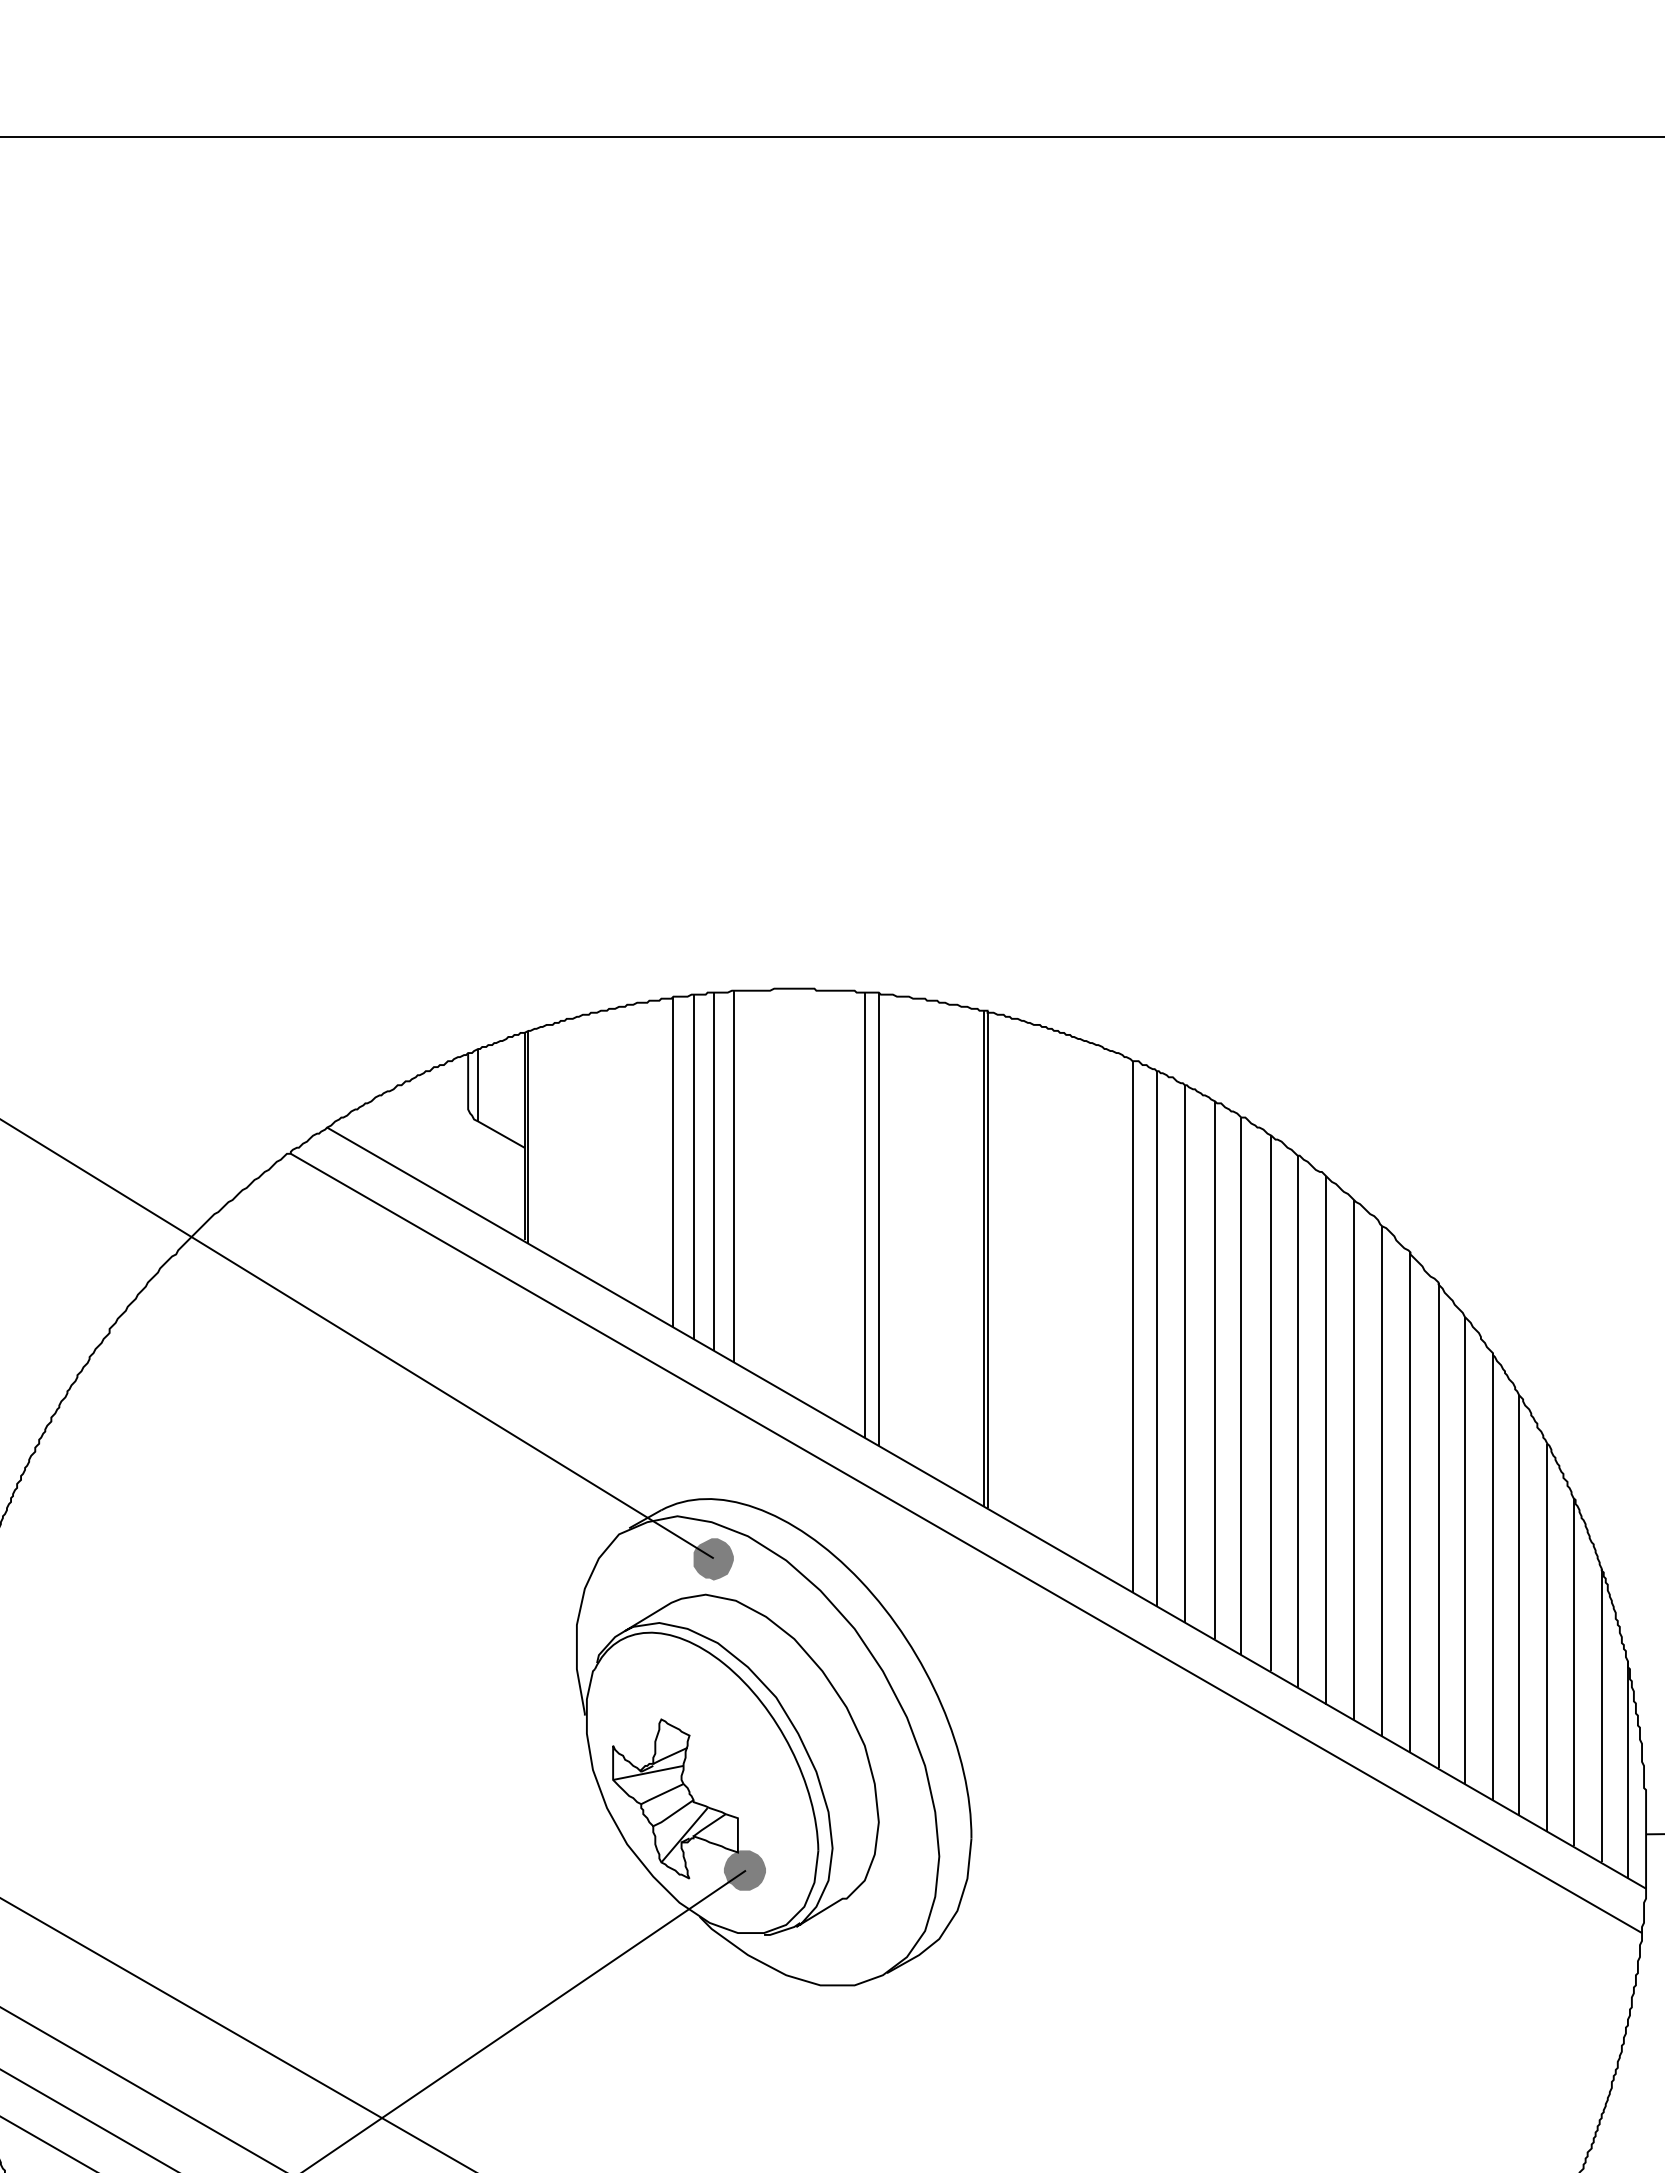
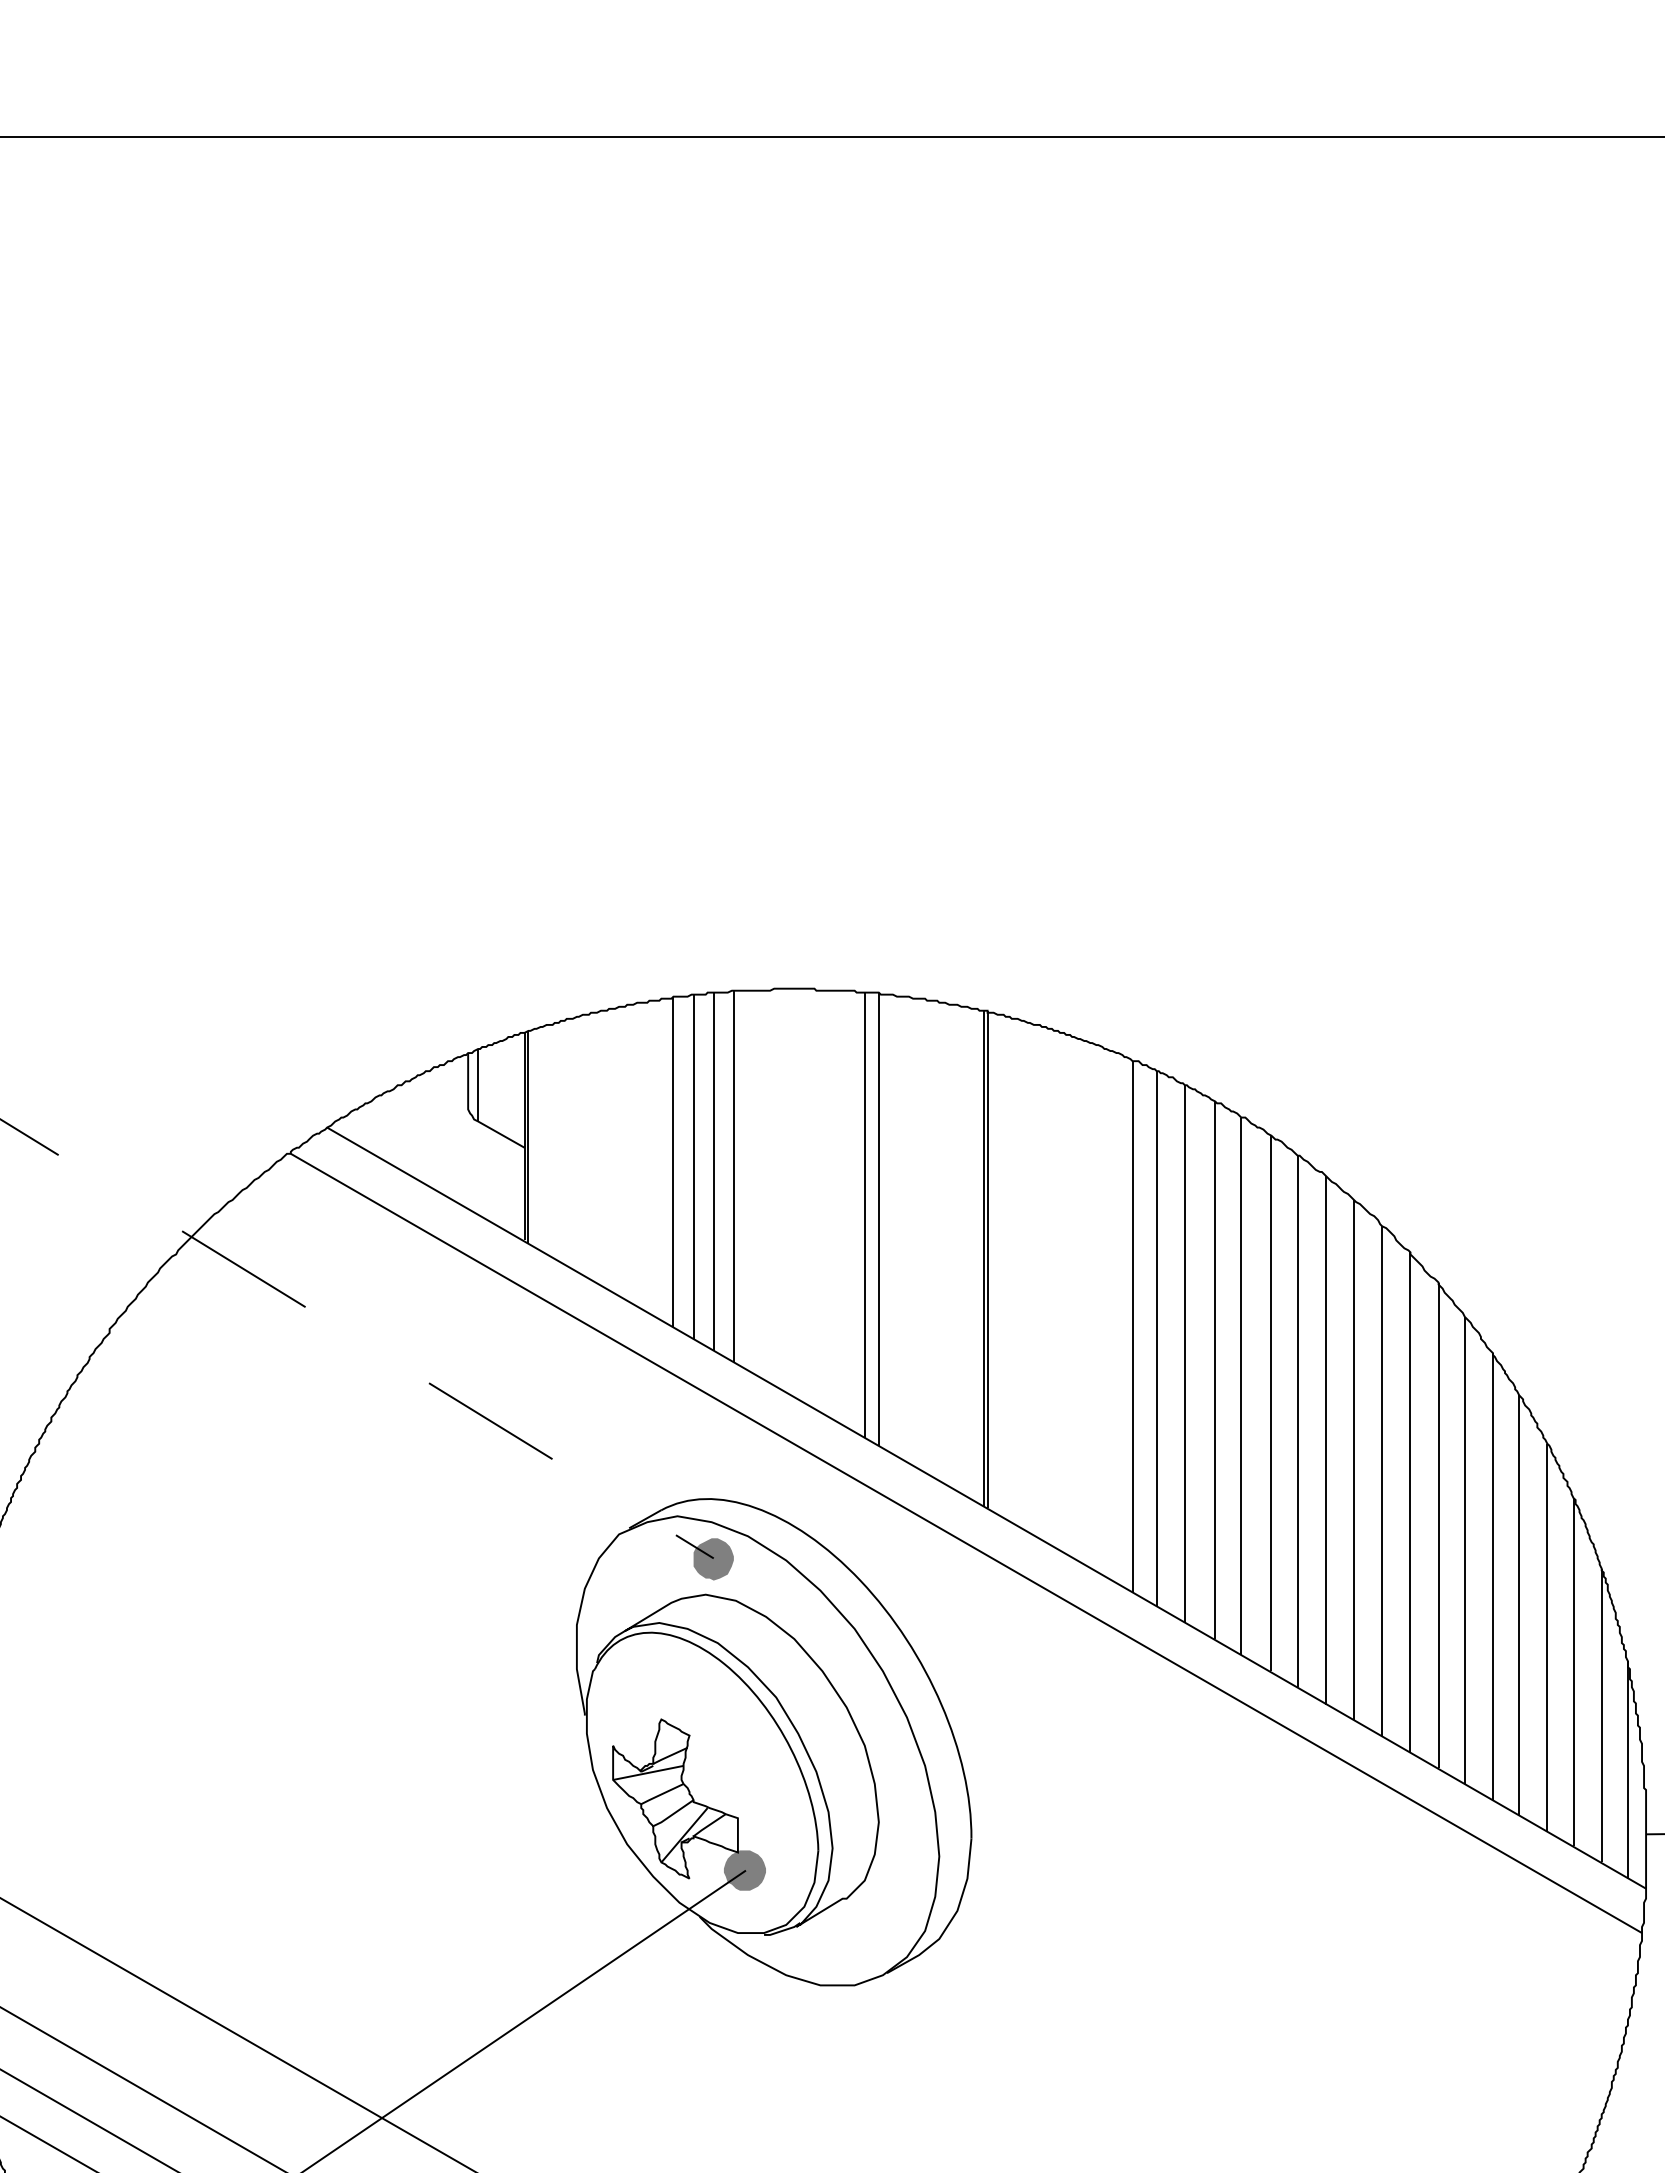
line: solid -> dashed (357, 1338)
